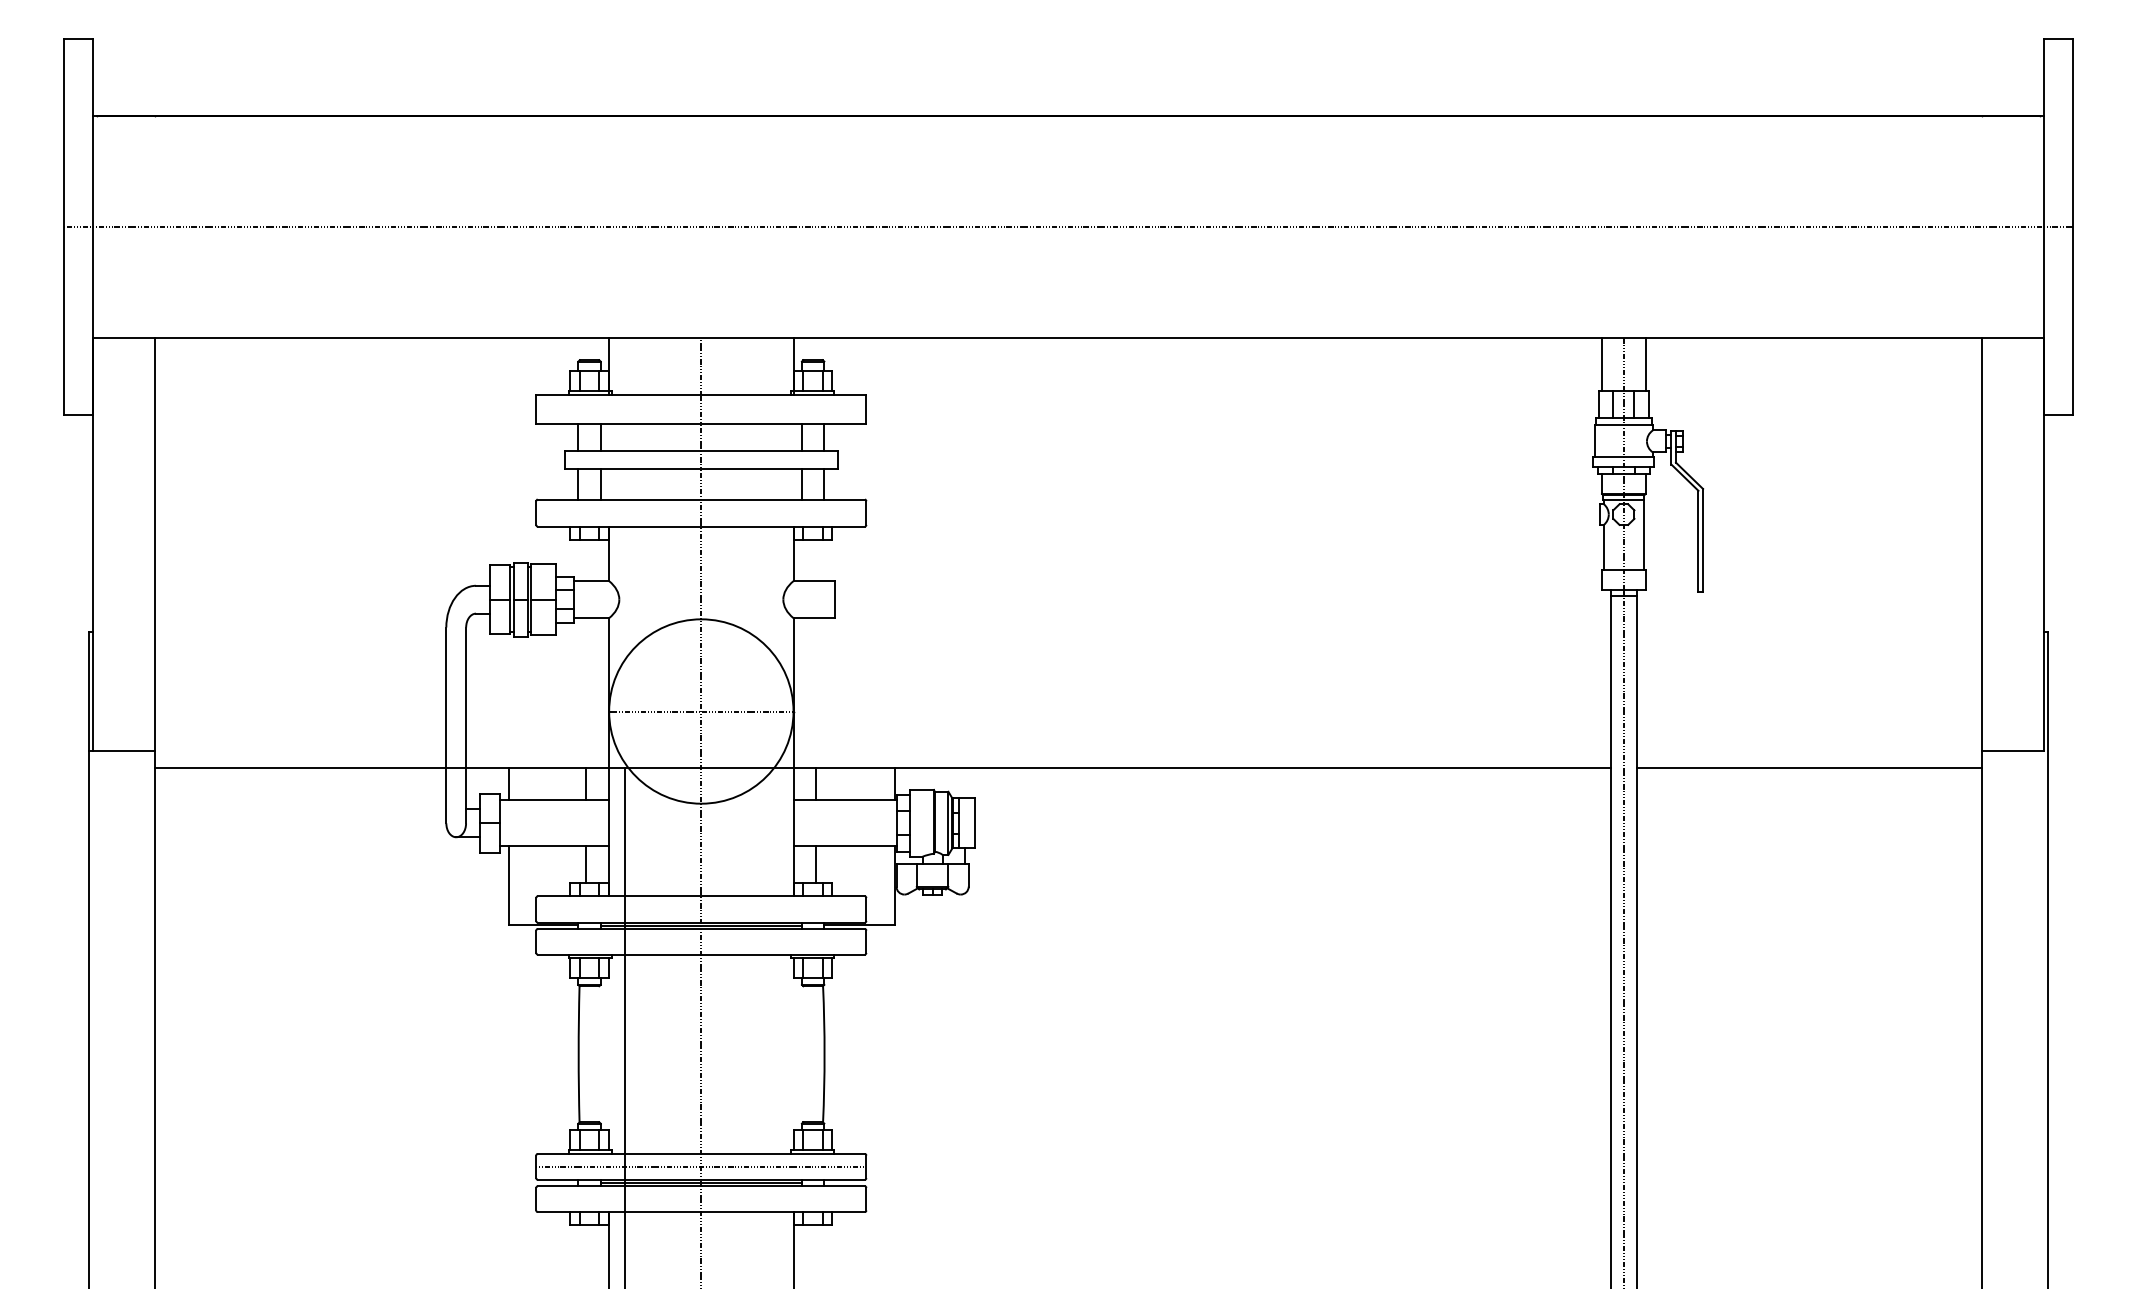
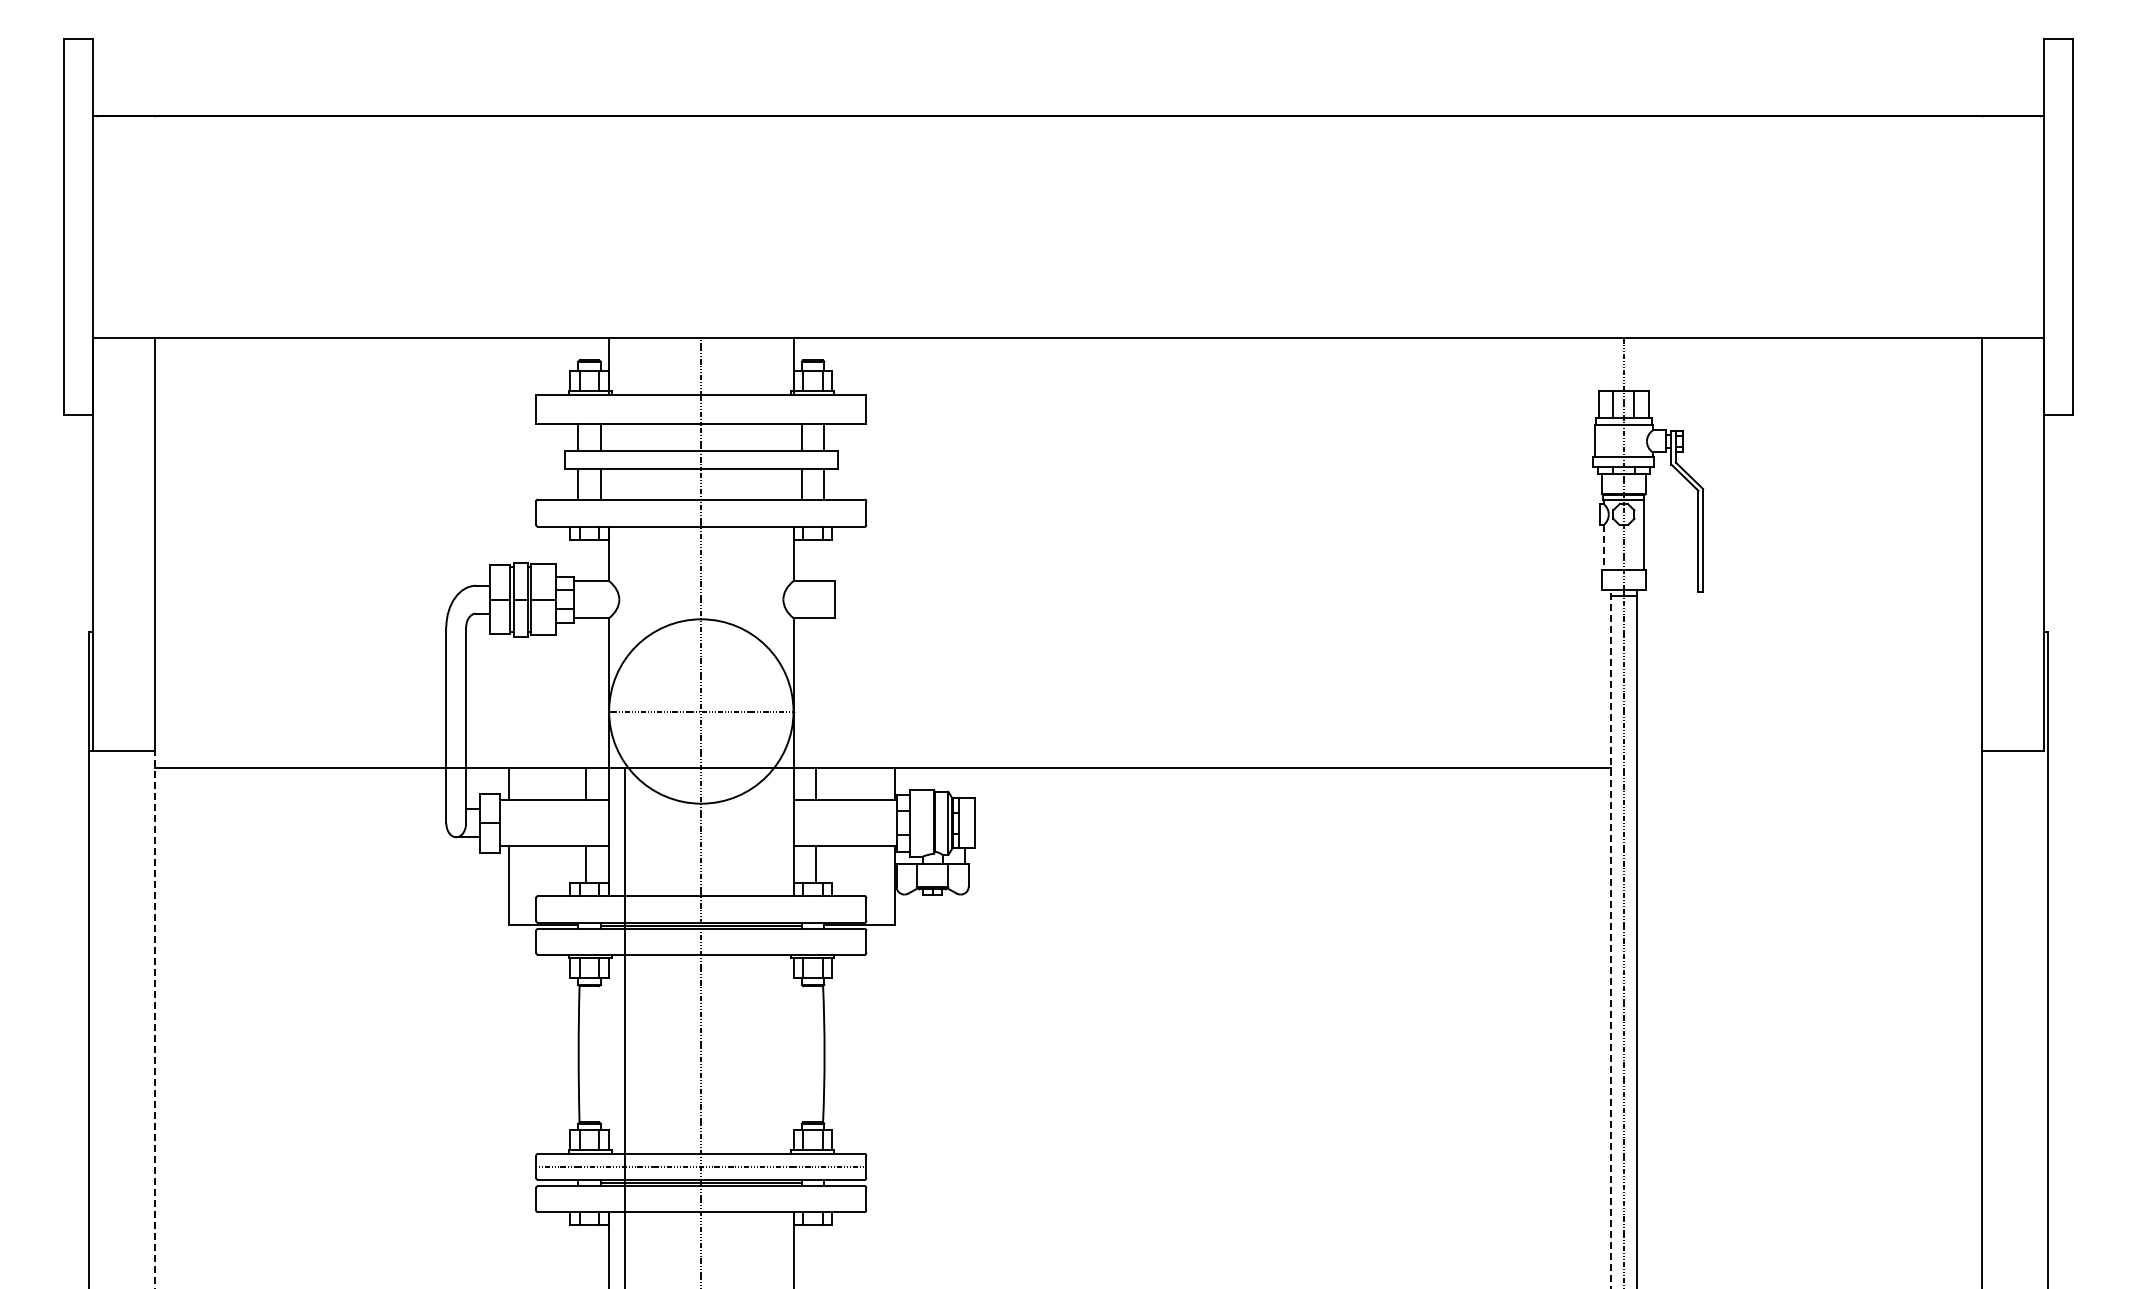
line: present -> none (1068, 226)
line: present -> none (1601, 364)
line: present -> none (1646, 364)
line: solid -> dashed (1604, 547)
line: present -> none (1809, 768)
line: solid -> dashed (1610, 939)
line: solid -> dashed (155, 1019)
